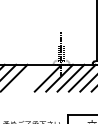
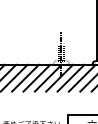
line: none -> present (25, 77)
line: none -> present (36, 77)
